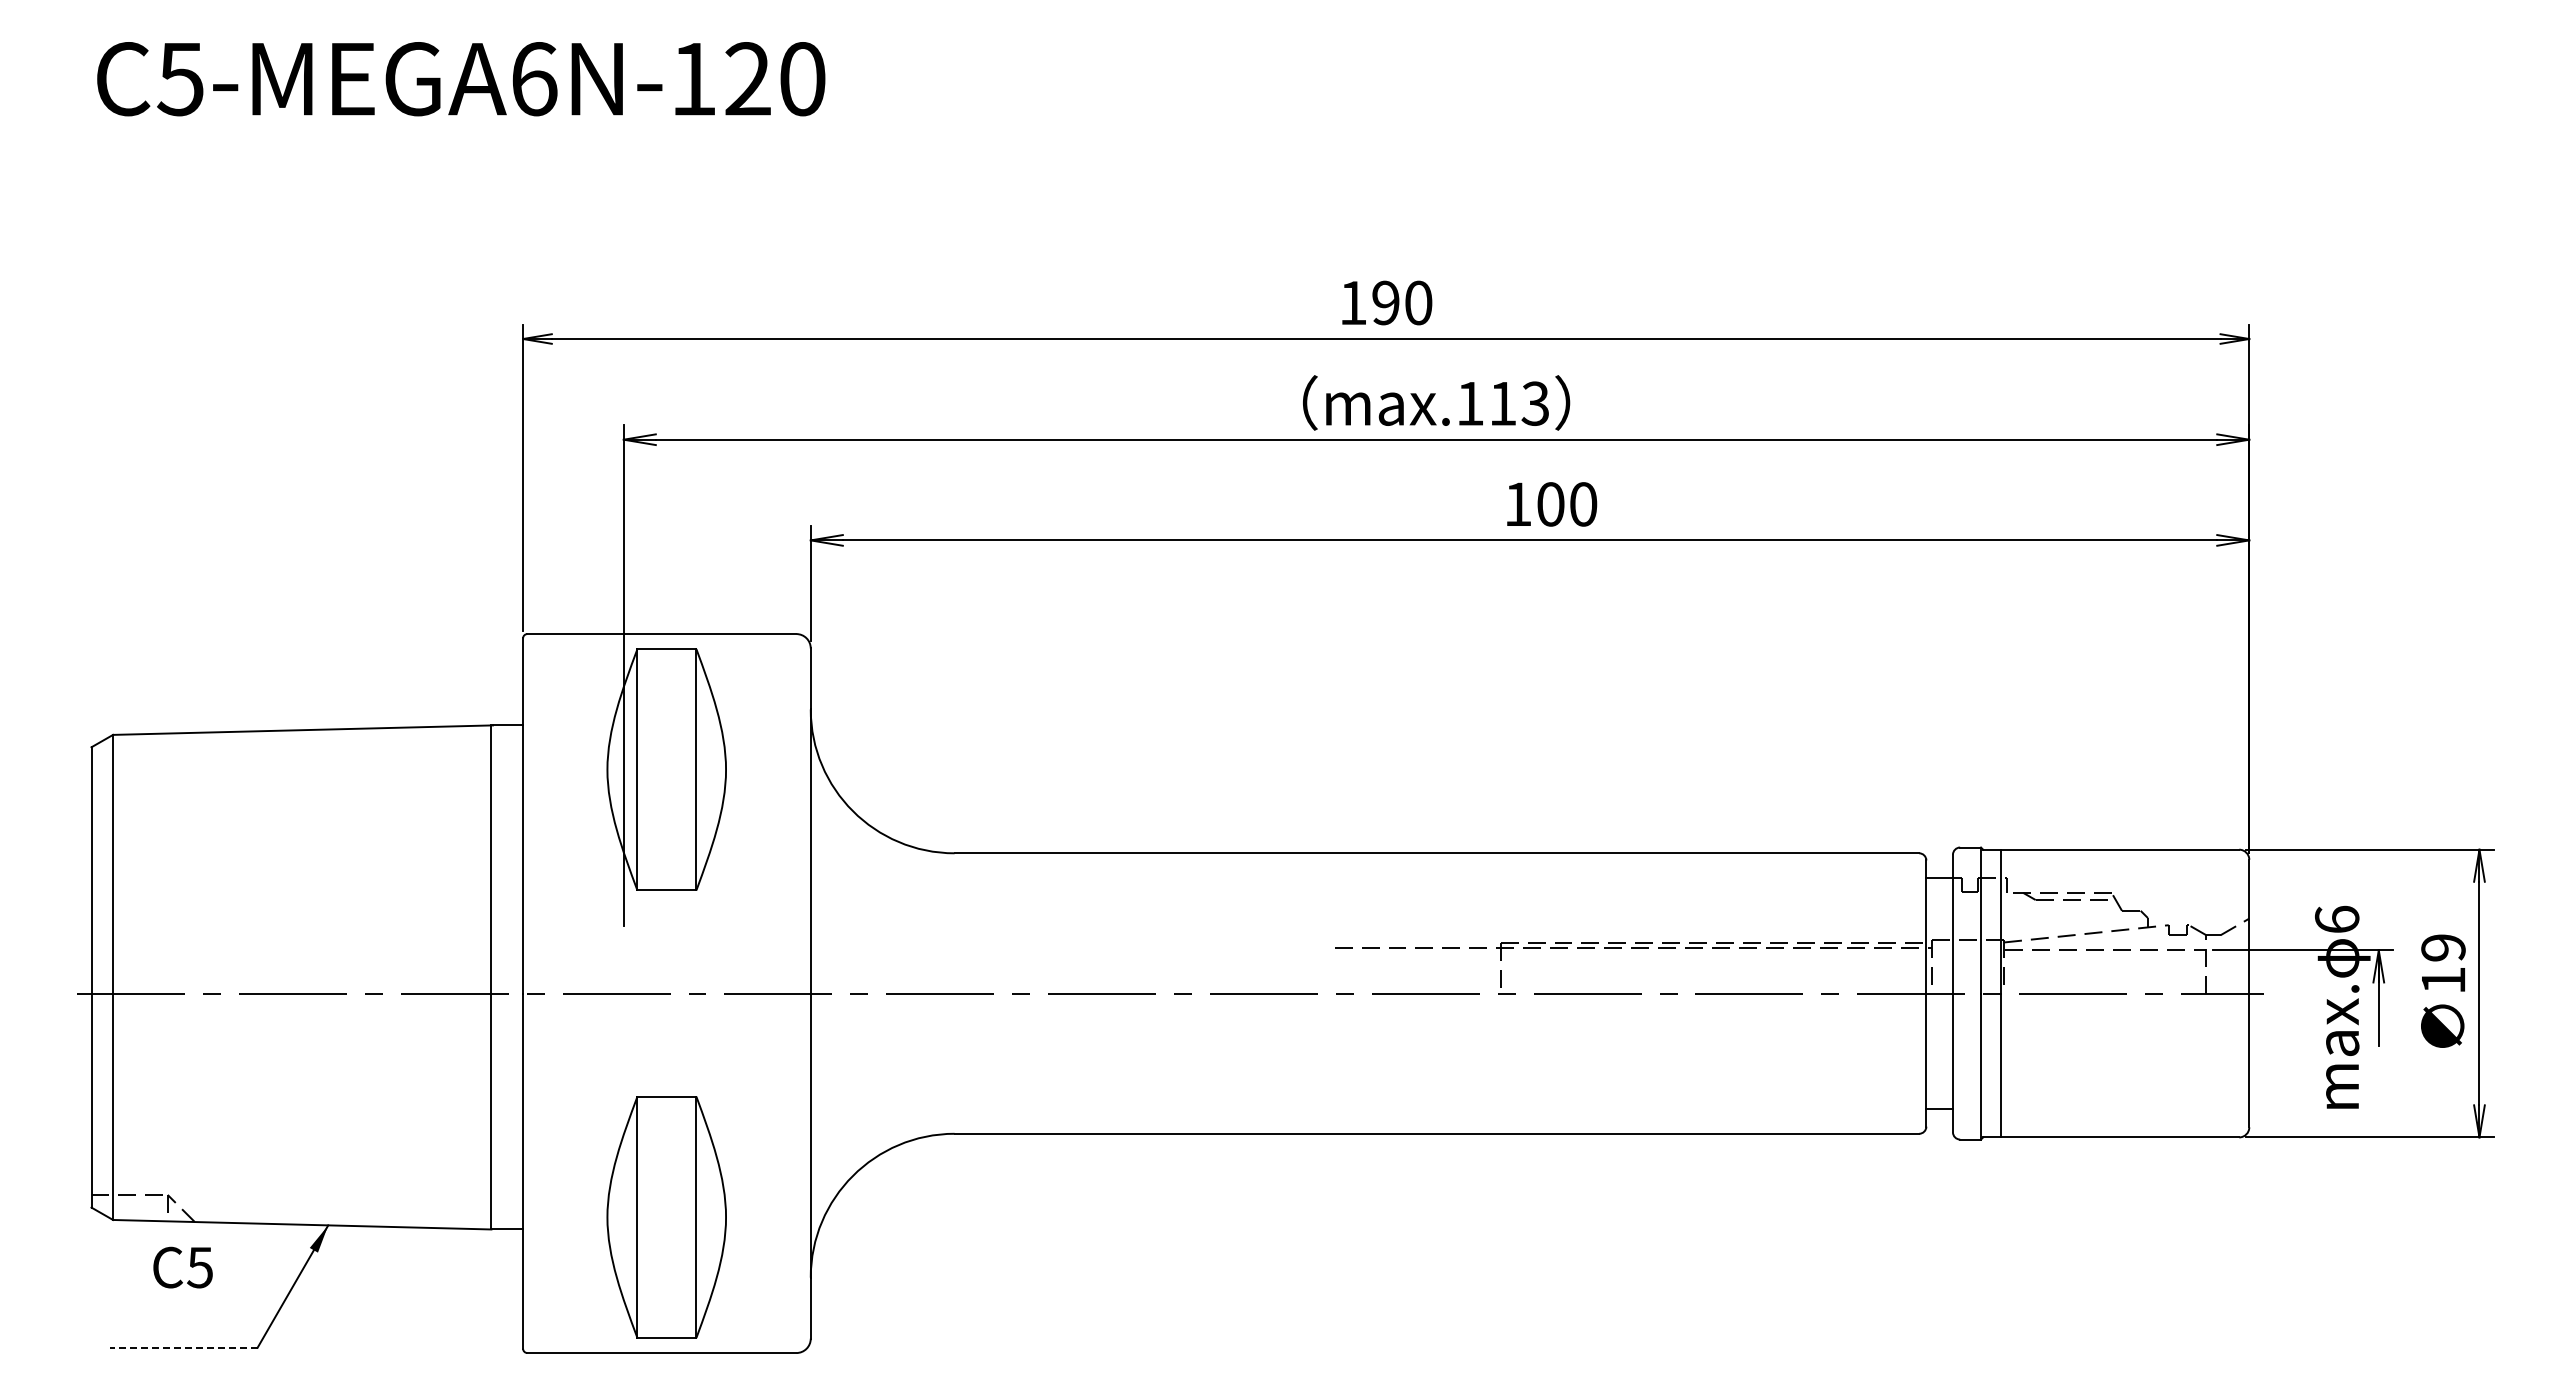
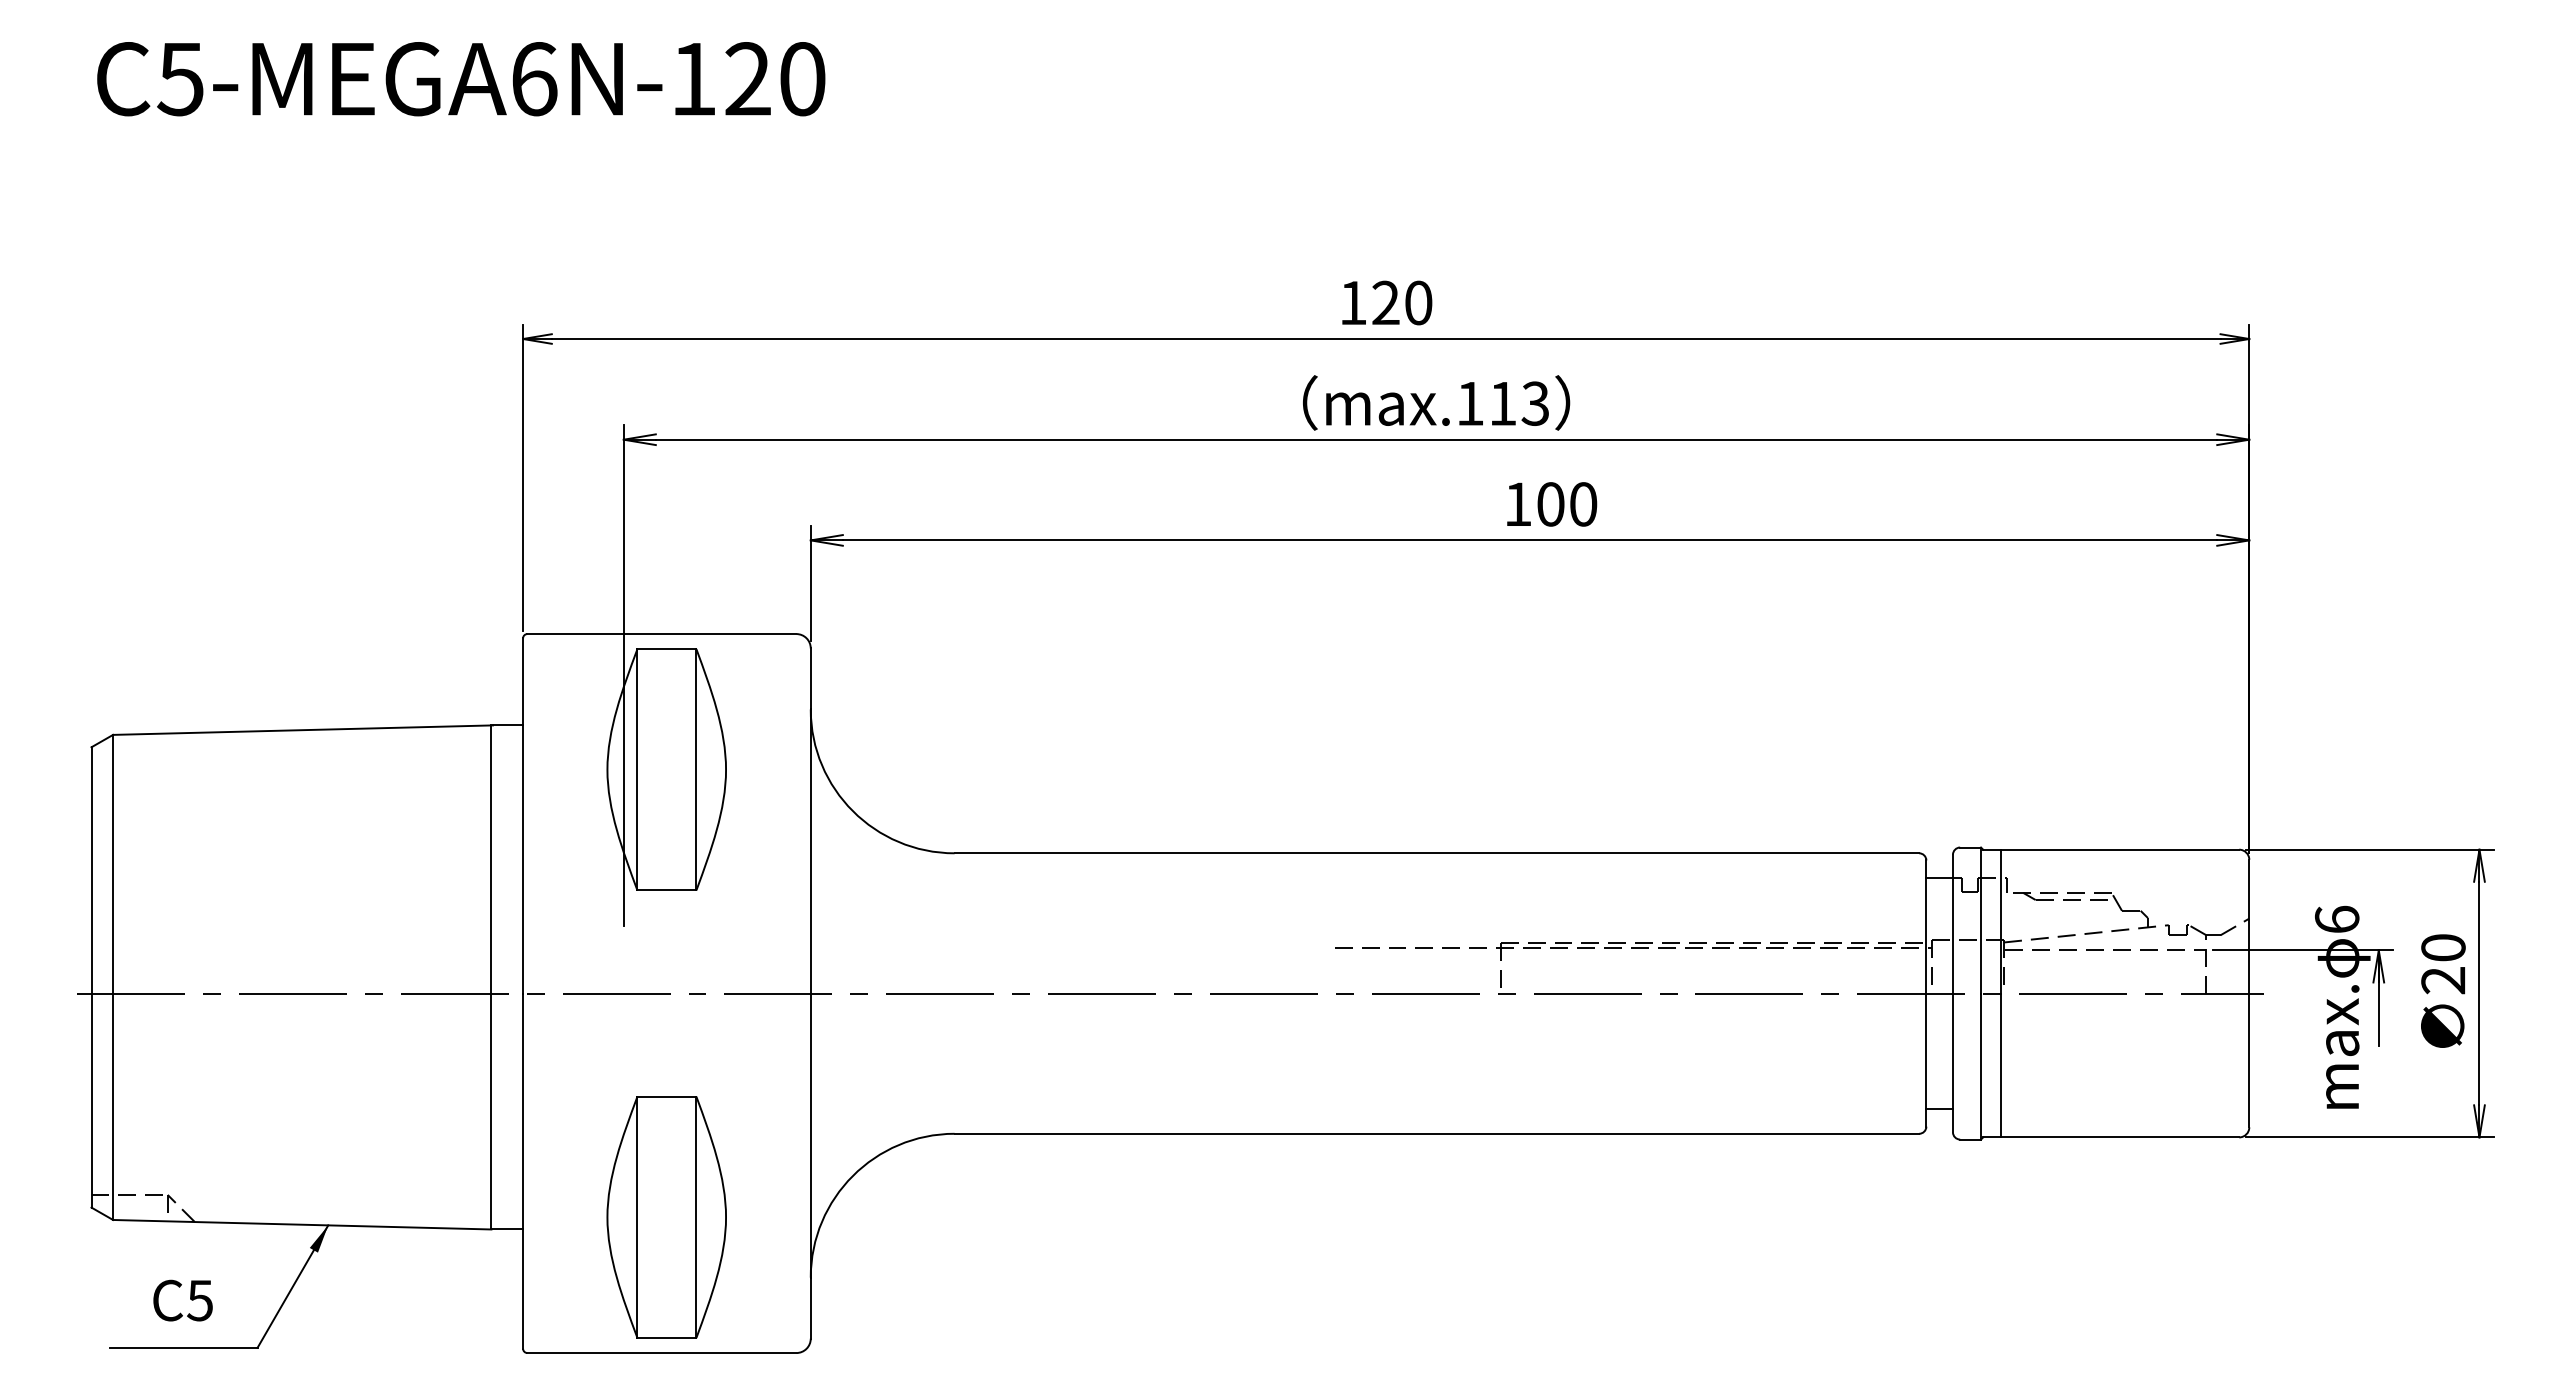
text: 190 -> 120 (1385, 303)
text: 19 -> 20 (2443, 964)
text position: (182, 1267) -> (182, 1300) (182, 1300)
line: dashed -> solid (183, 1347)
